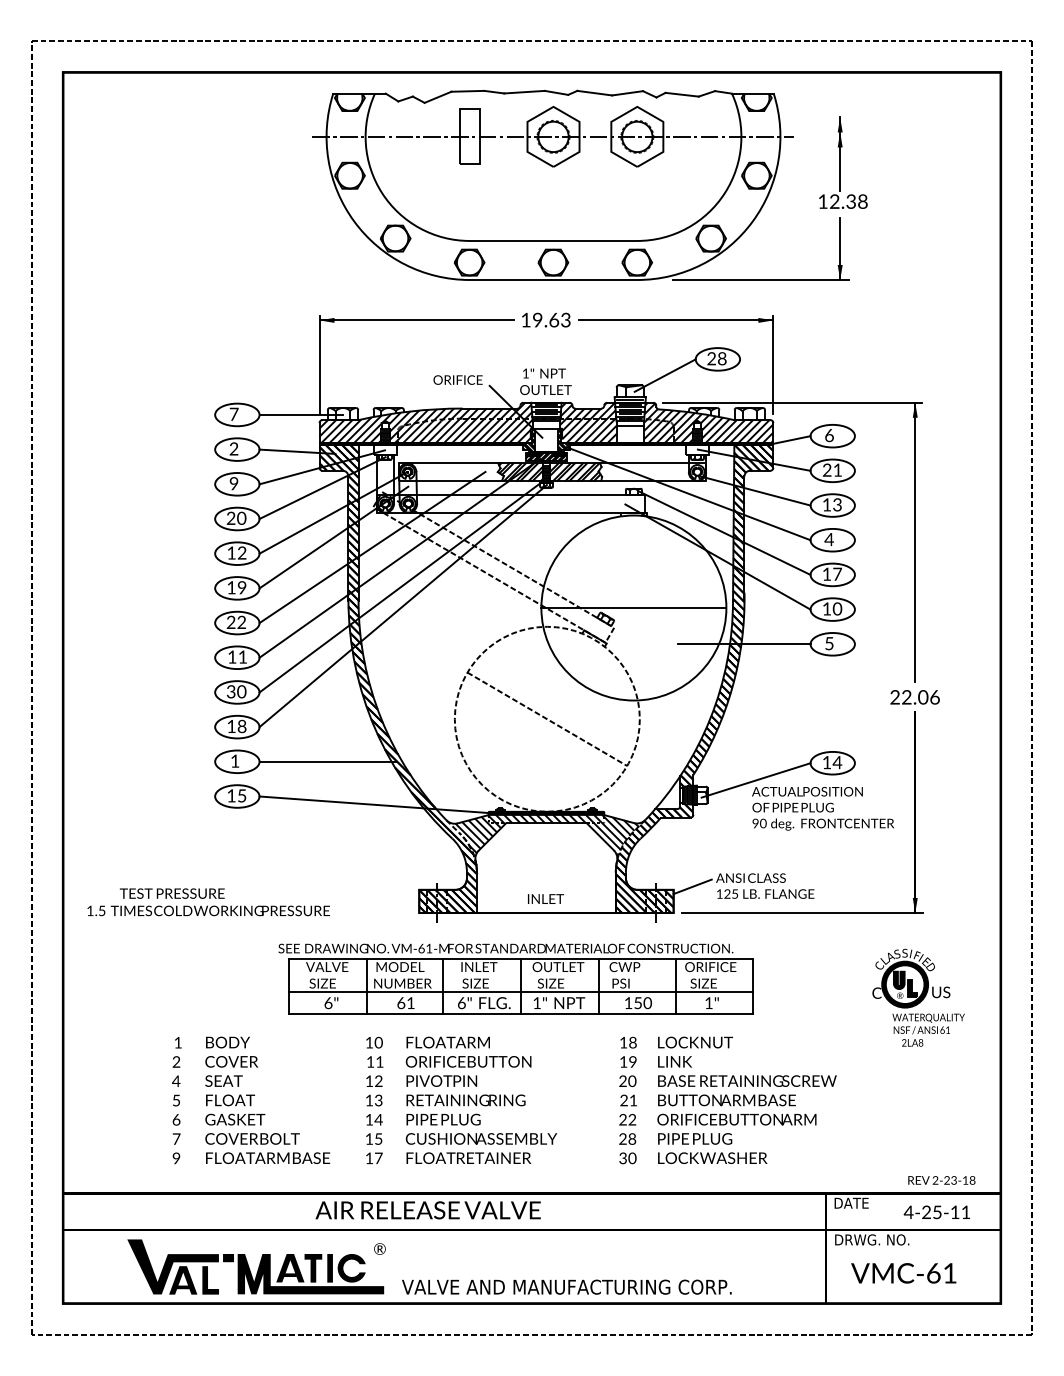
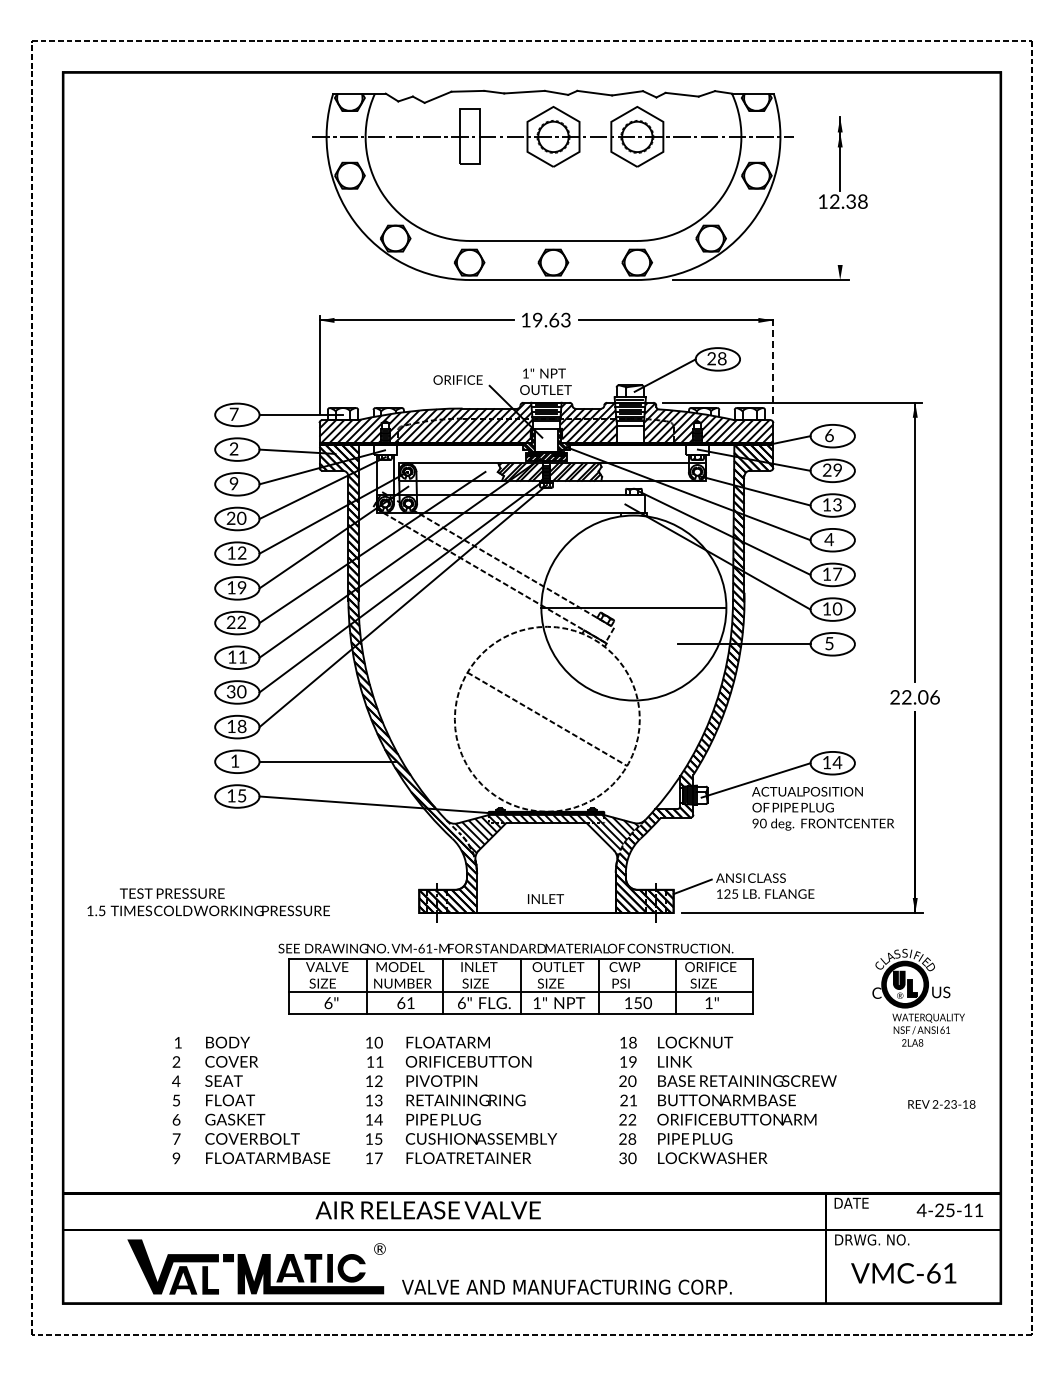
line: present -> none (840, 249)
line: solid -> dashed (773, 364)
text: 21 -> 29 (837, 469)
text position: (941, 1180) -> (941, 1104) (941, 1104)
text position: (936, 1212) -> (949, 1210) (949, 1210)
